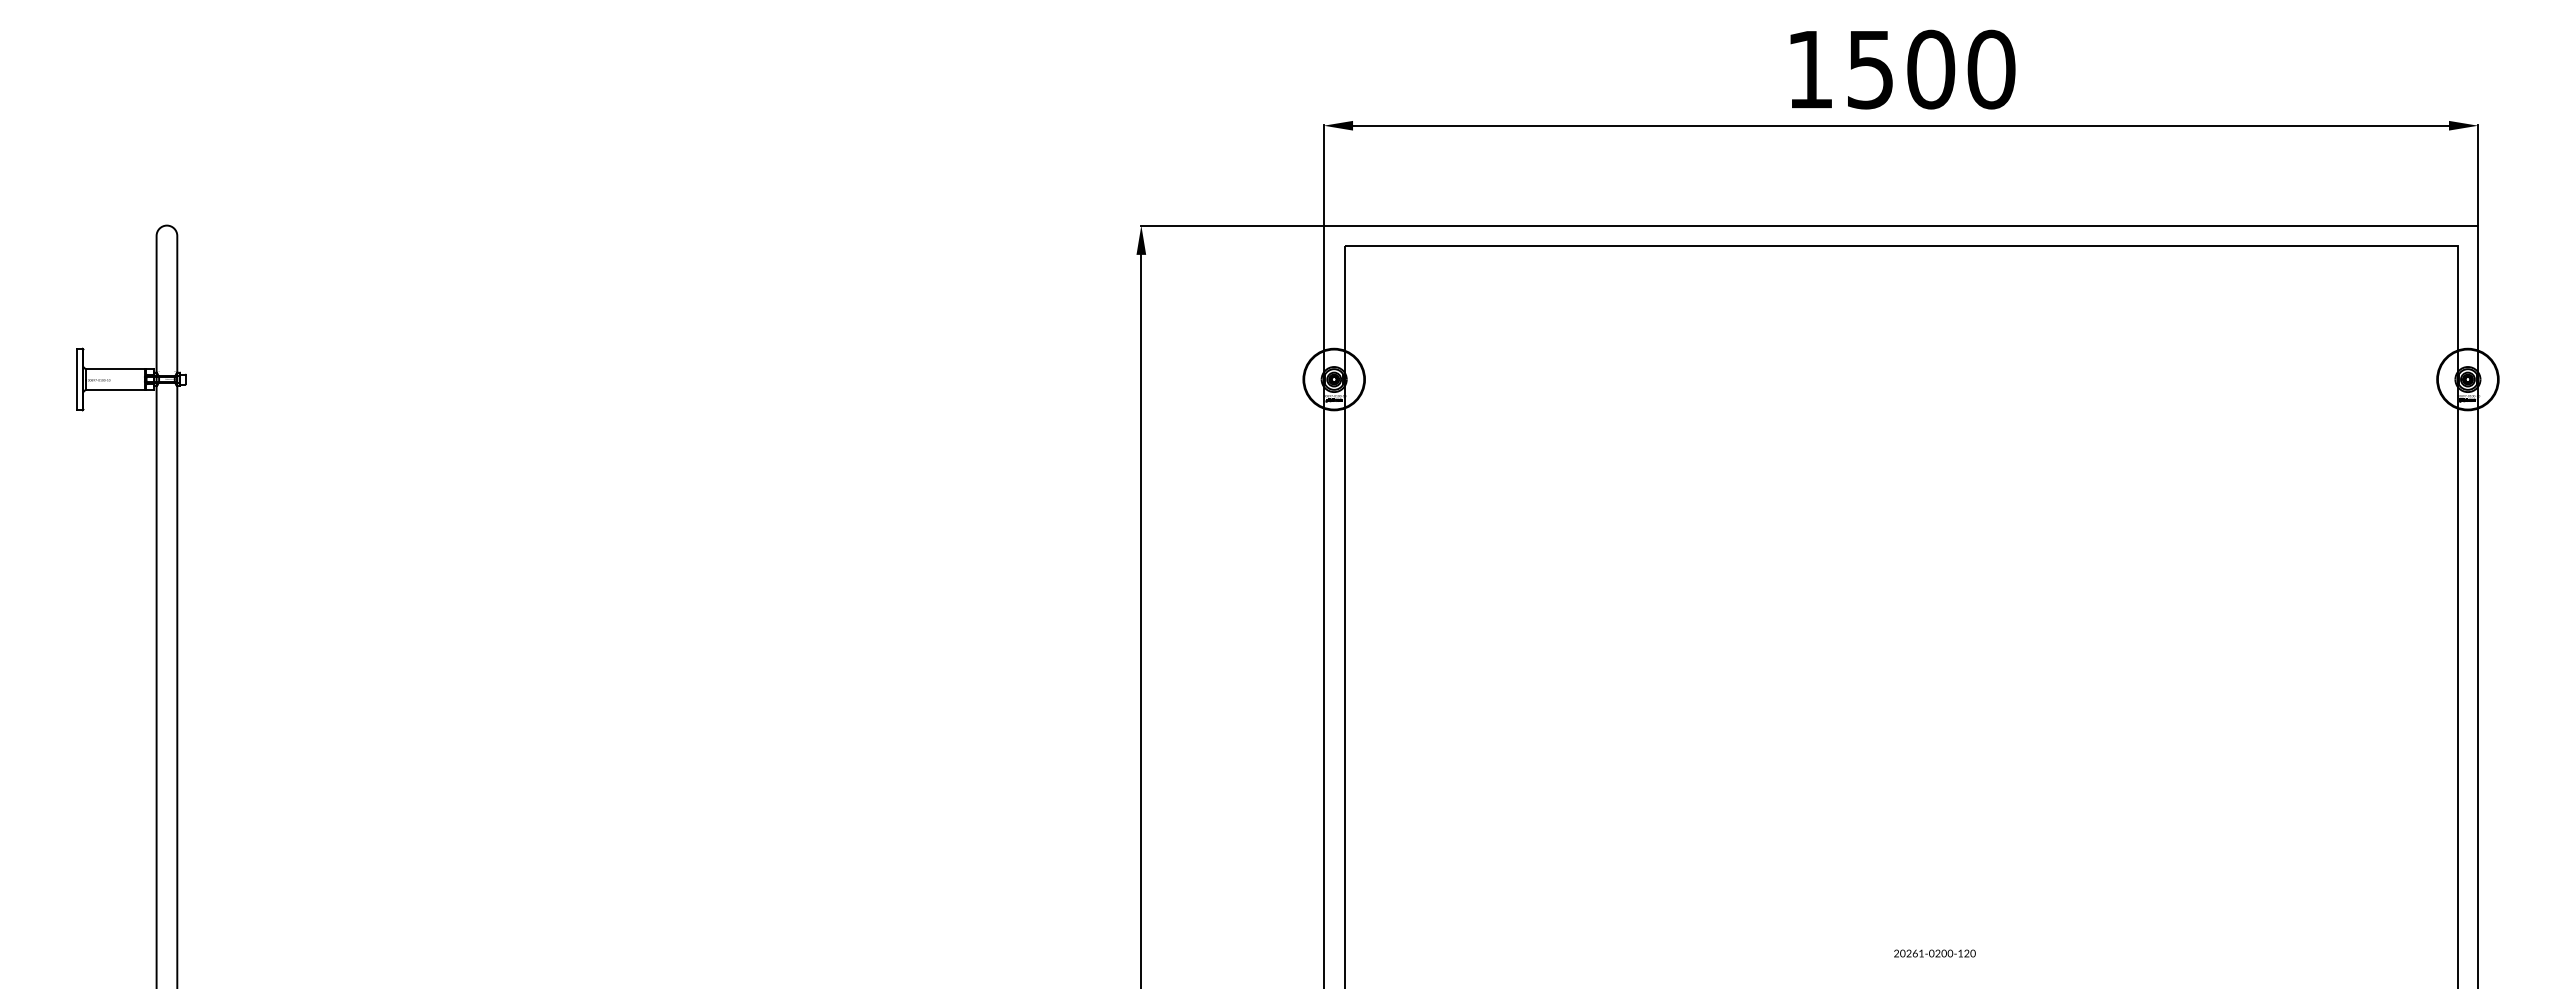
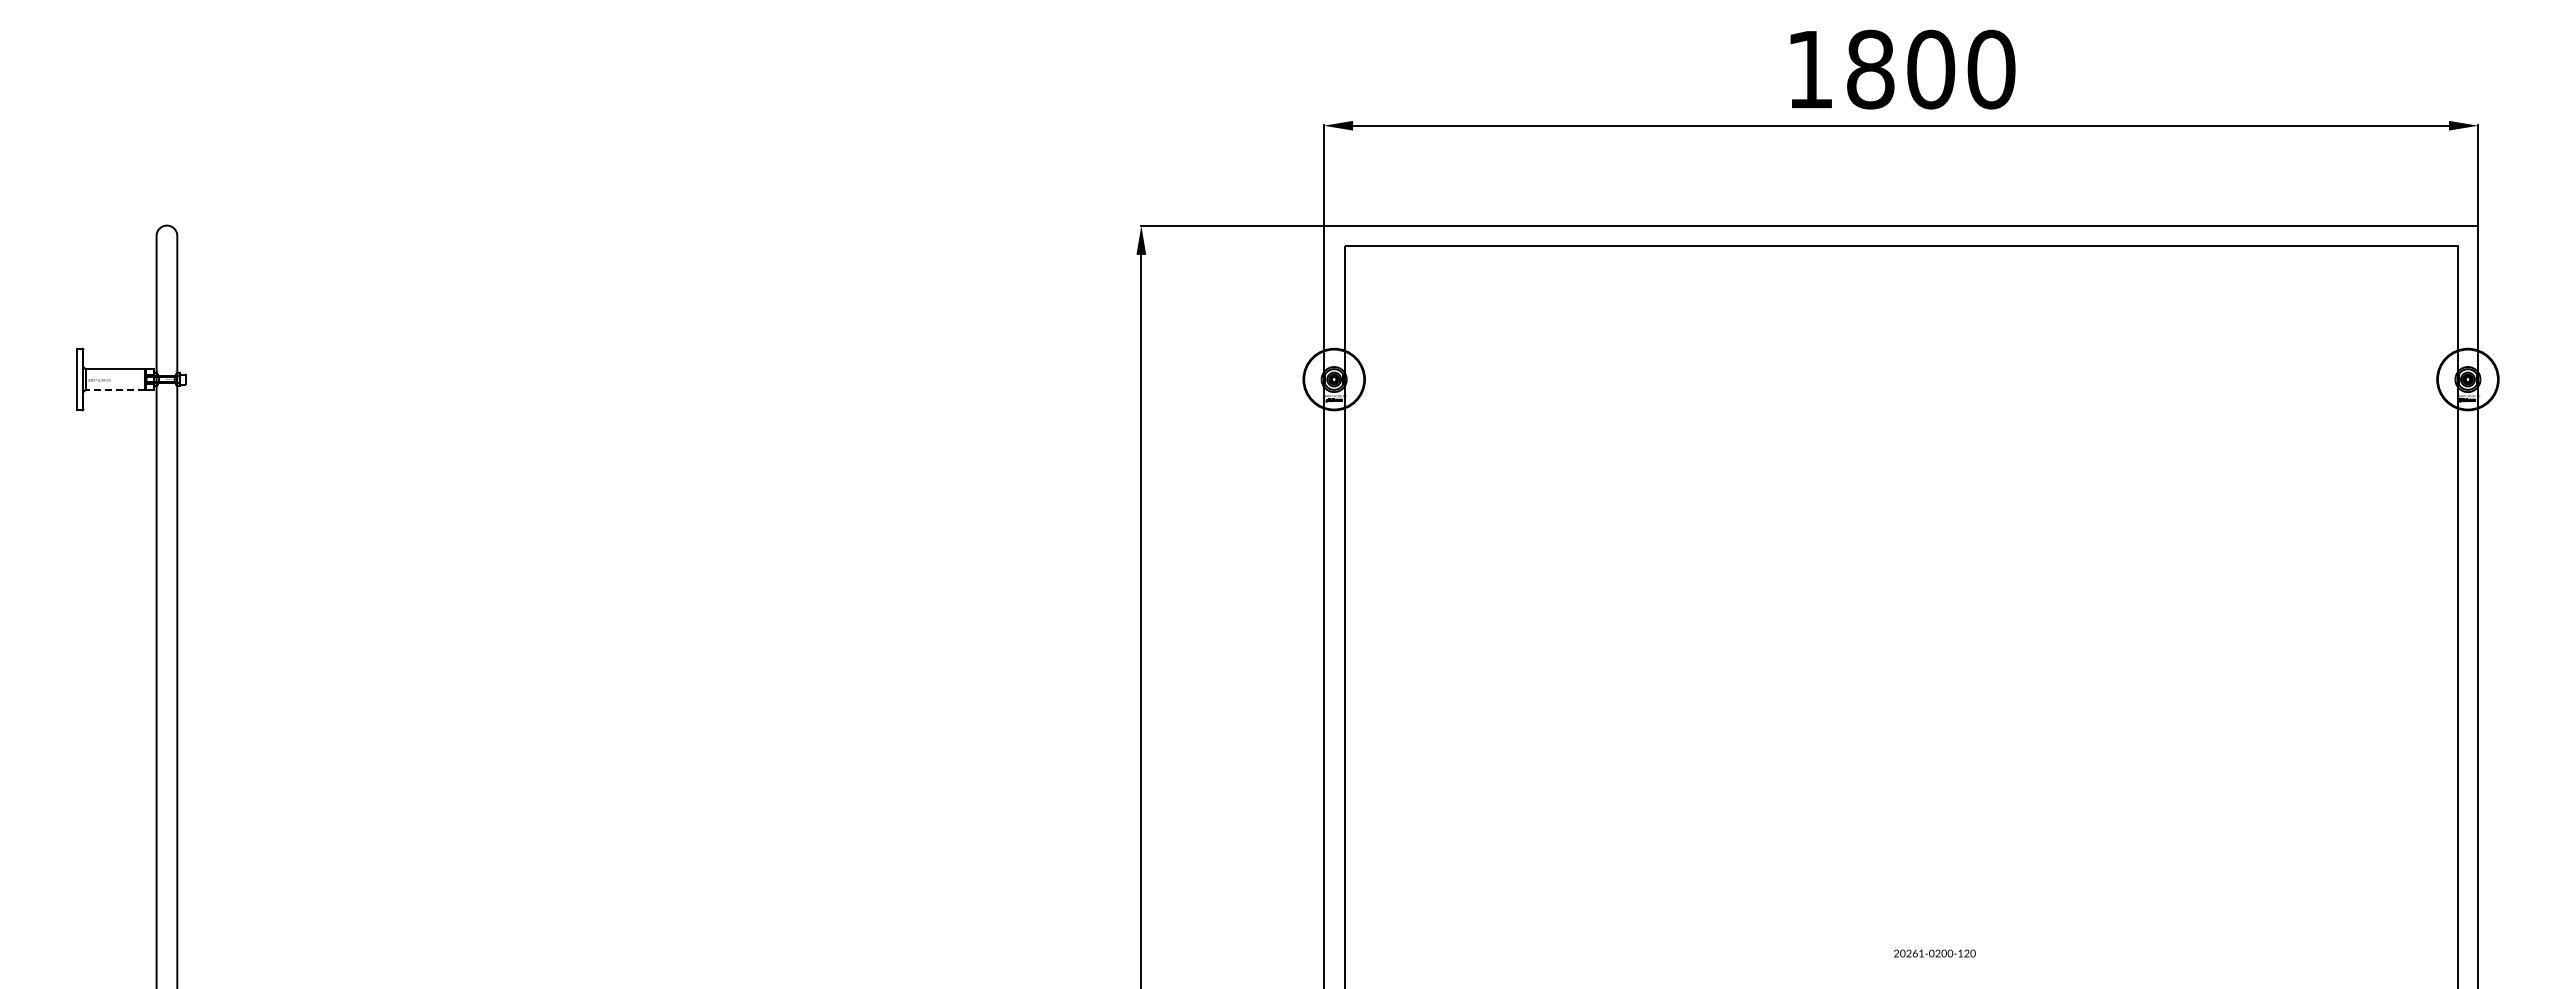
text: 1500 -> 1800 (1870, 69)
line: solid -> dashed (115, 389)
